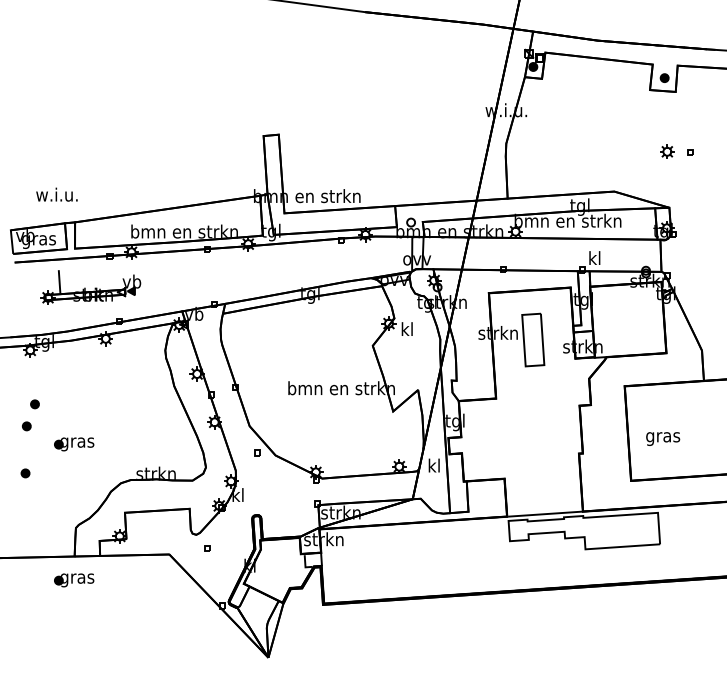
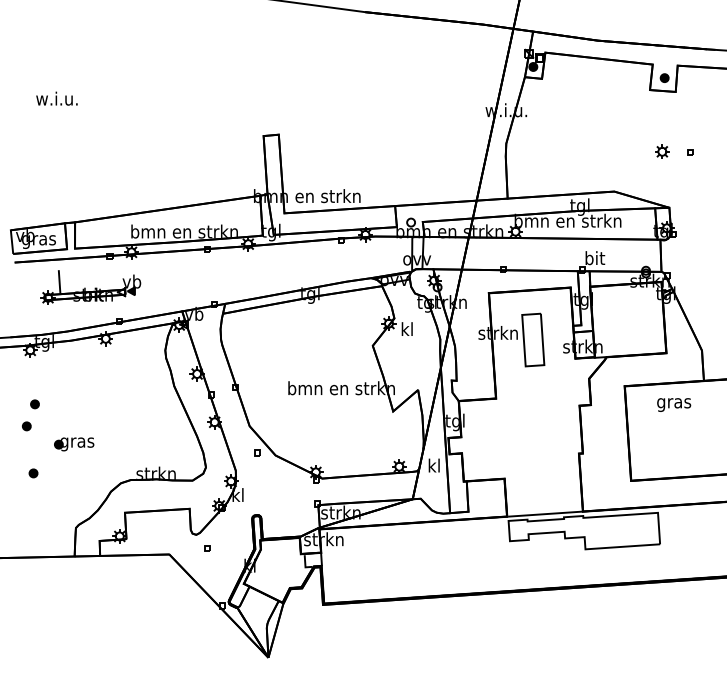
part position: (667, 151) -> (662, 151) (662, 151)
text position: (56, 194) -> (56, 98) (56, 98)
text: kl -> bit (595, 258)
text position: (663, 438) -> (674, 404) (674, 404)
part position: (25, 473) -> (33, 473) (33, 473)
part: present -> none (74, 580)
